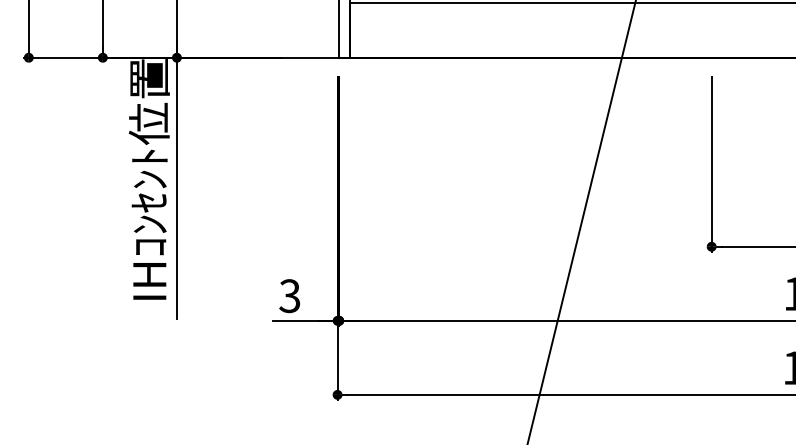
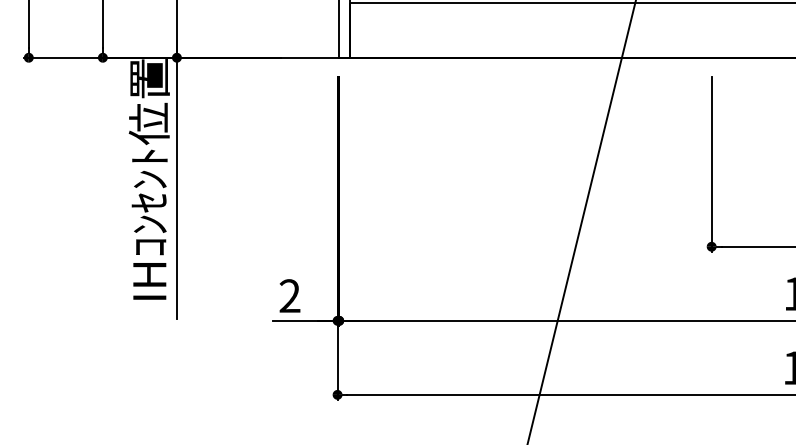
text: 3 -> 2 (289, 296)
